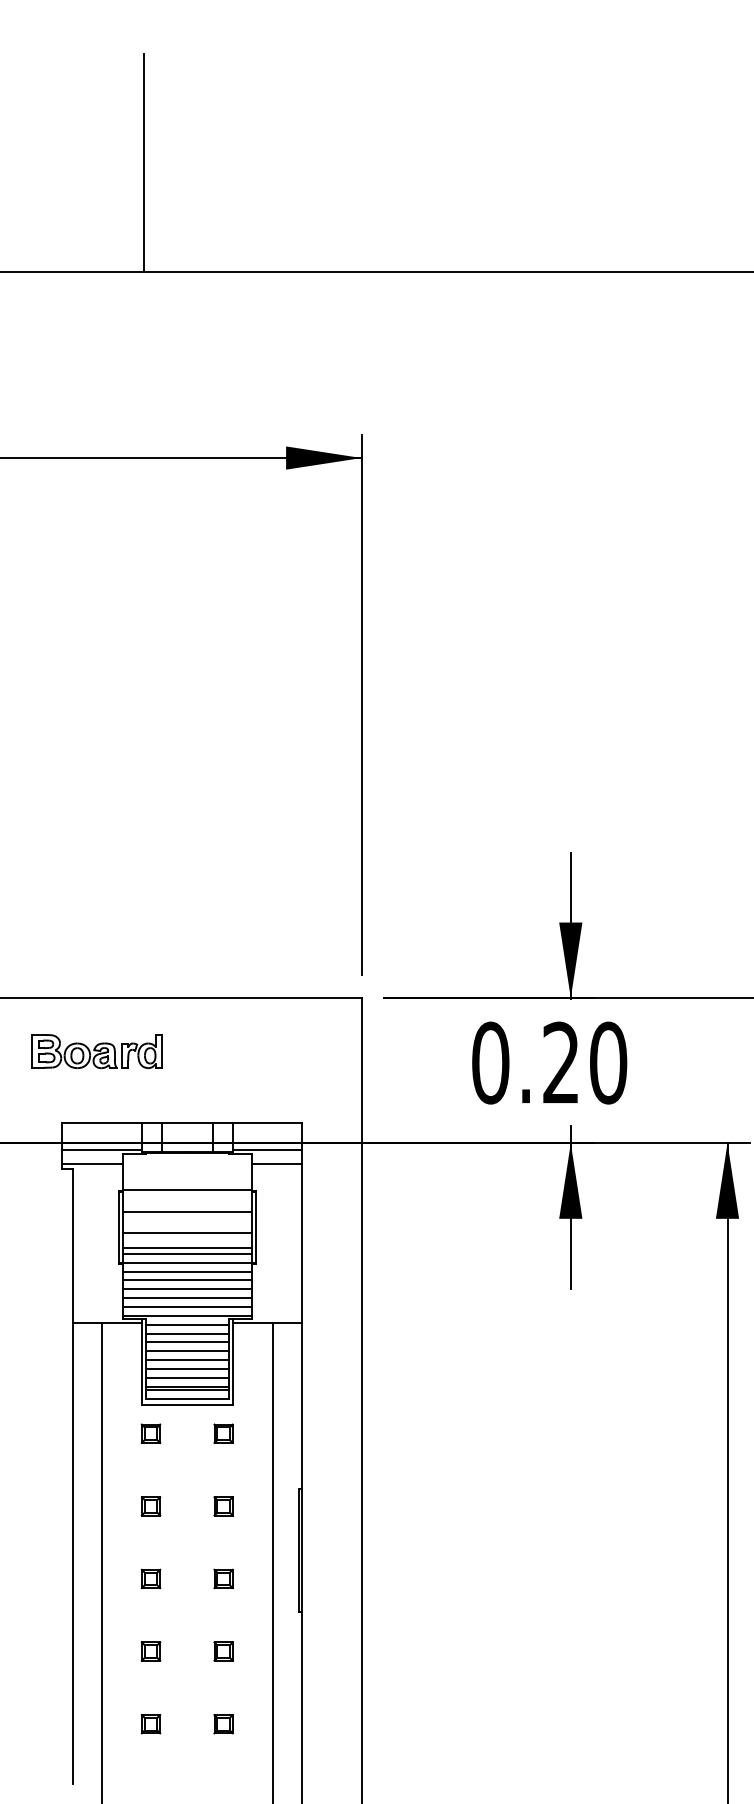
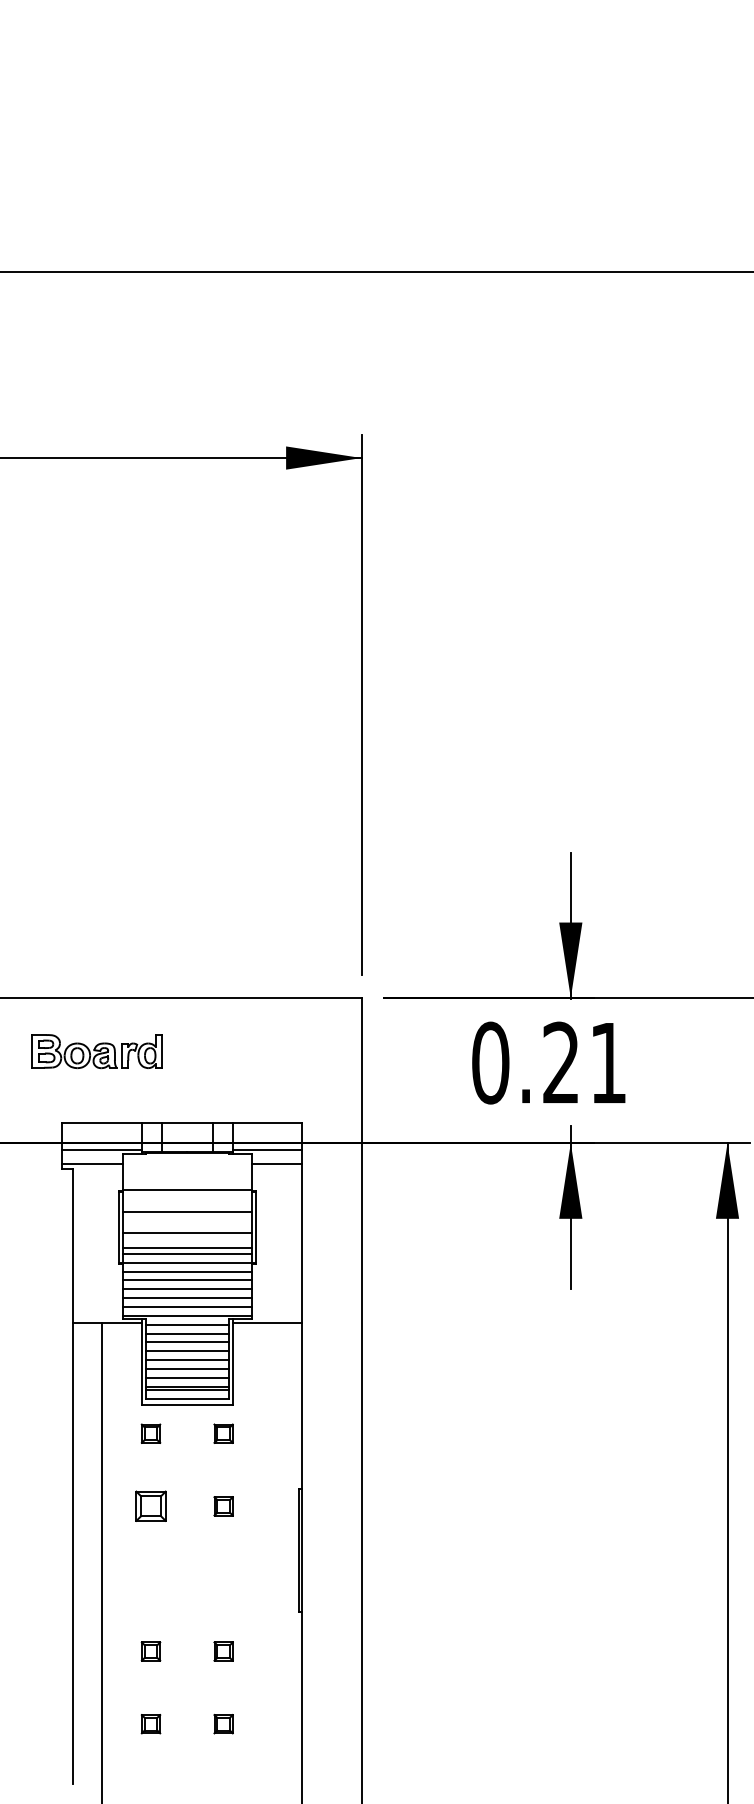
line: present -> none (143, 162)
text: 0.20 -> 0.21 (608, 1062)
part size: 22x21 px -> 32x32 px (150, 1505)
line: present -> none (273, 1561)
part: present -> none (150, 1578)
part: present -> none (223, 1578)
